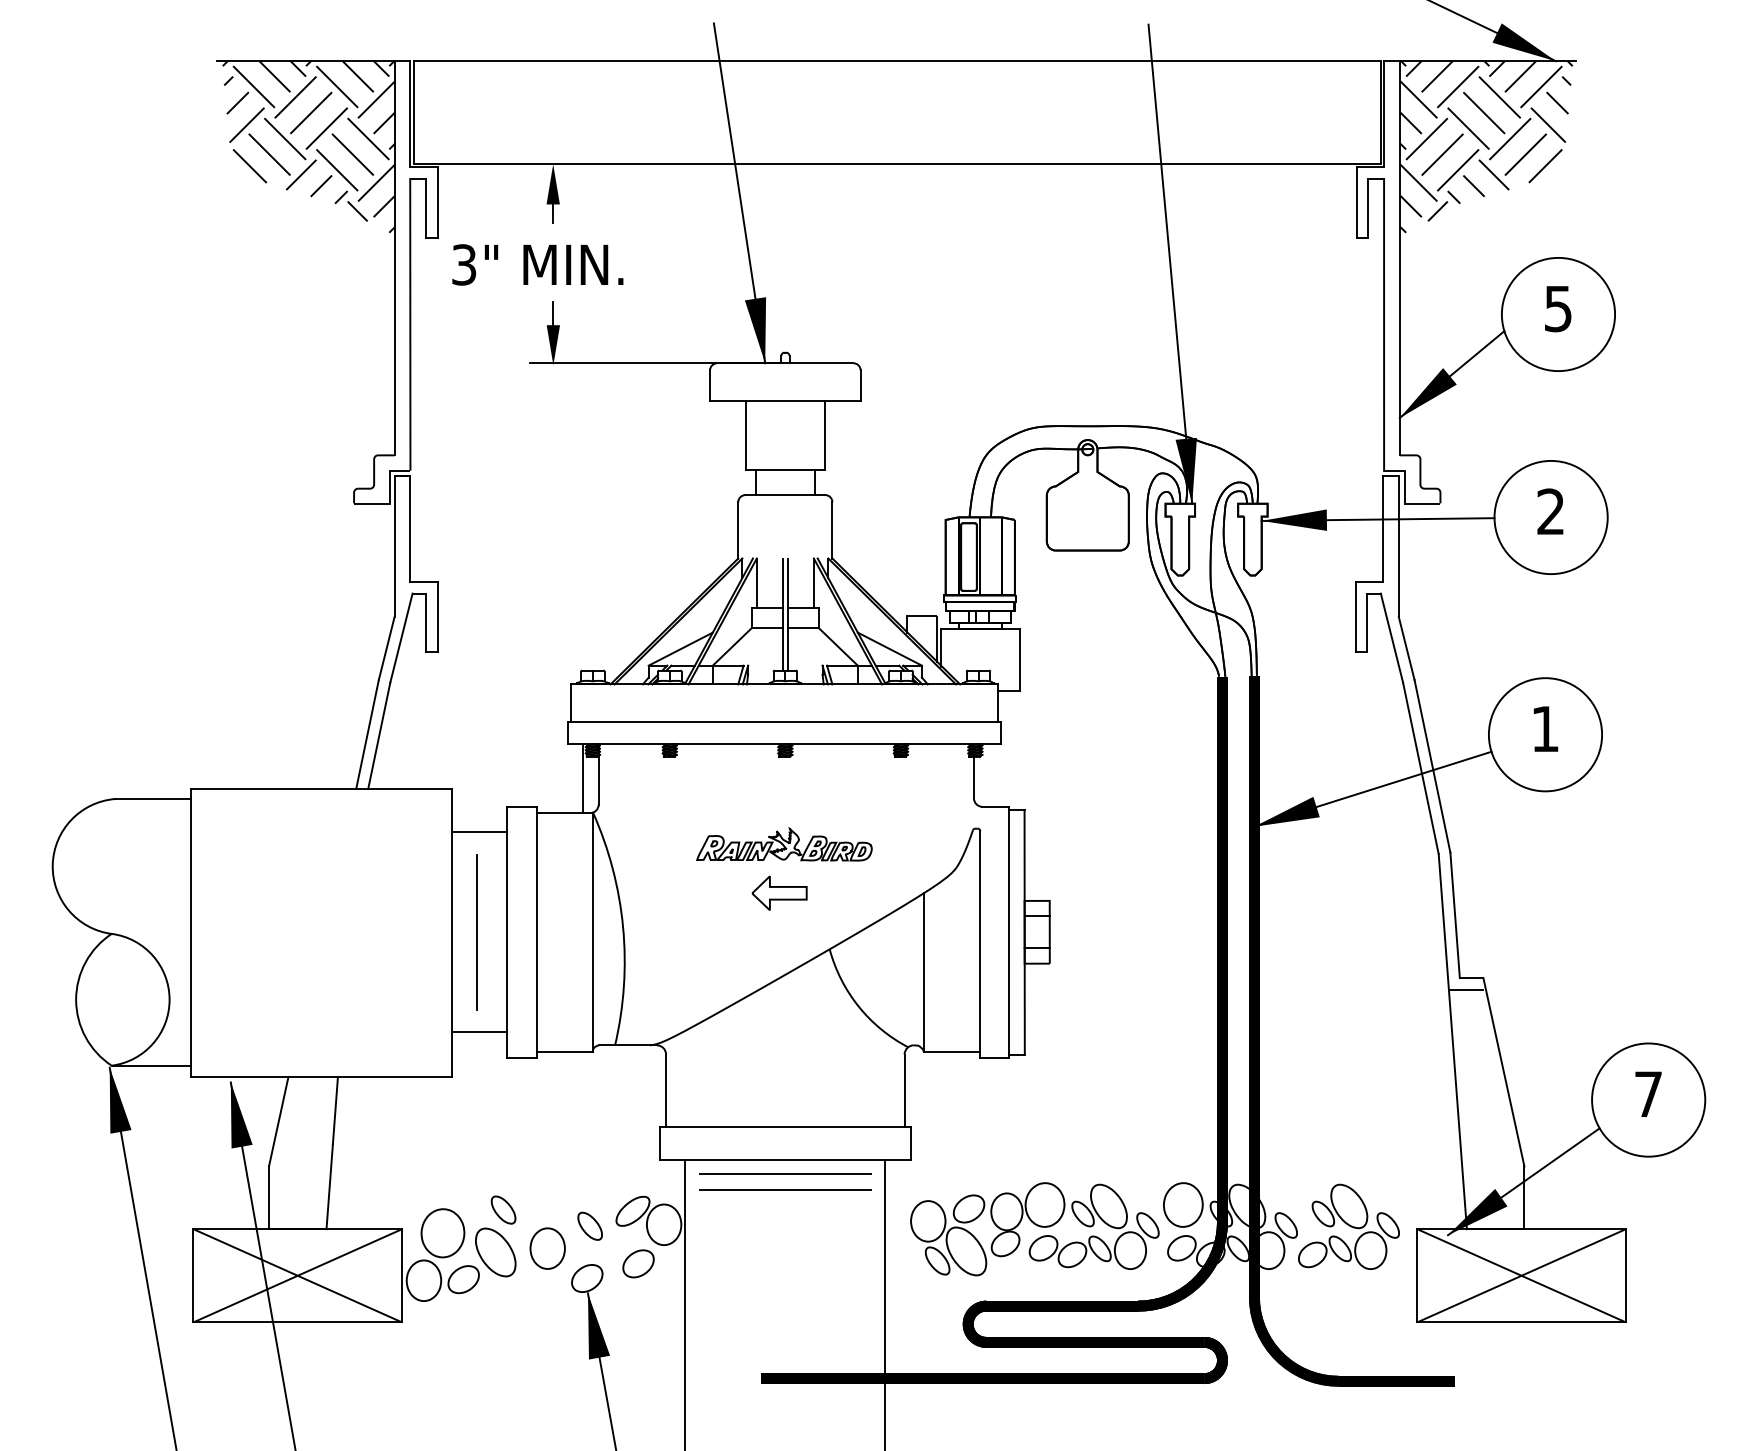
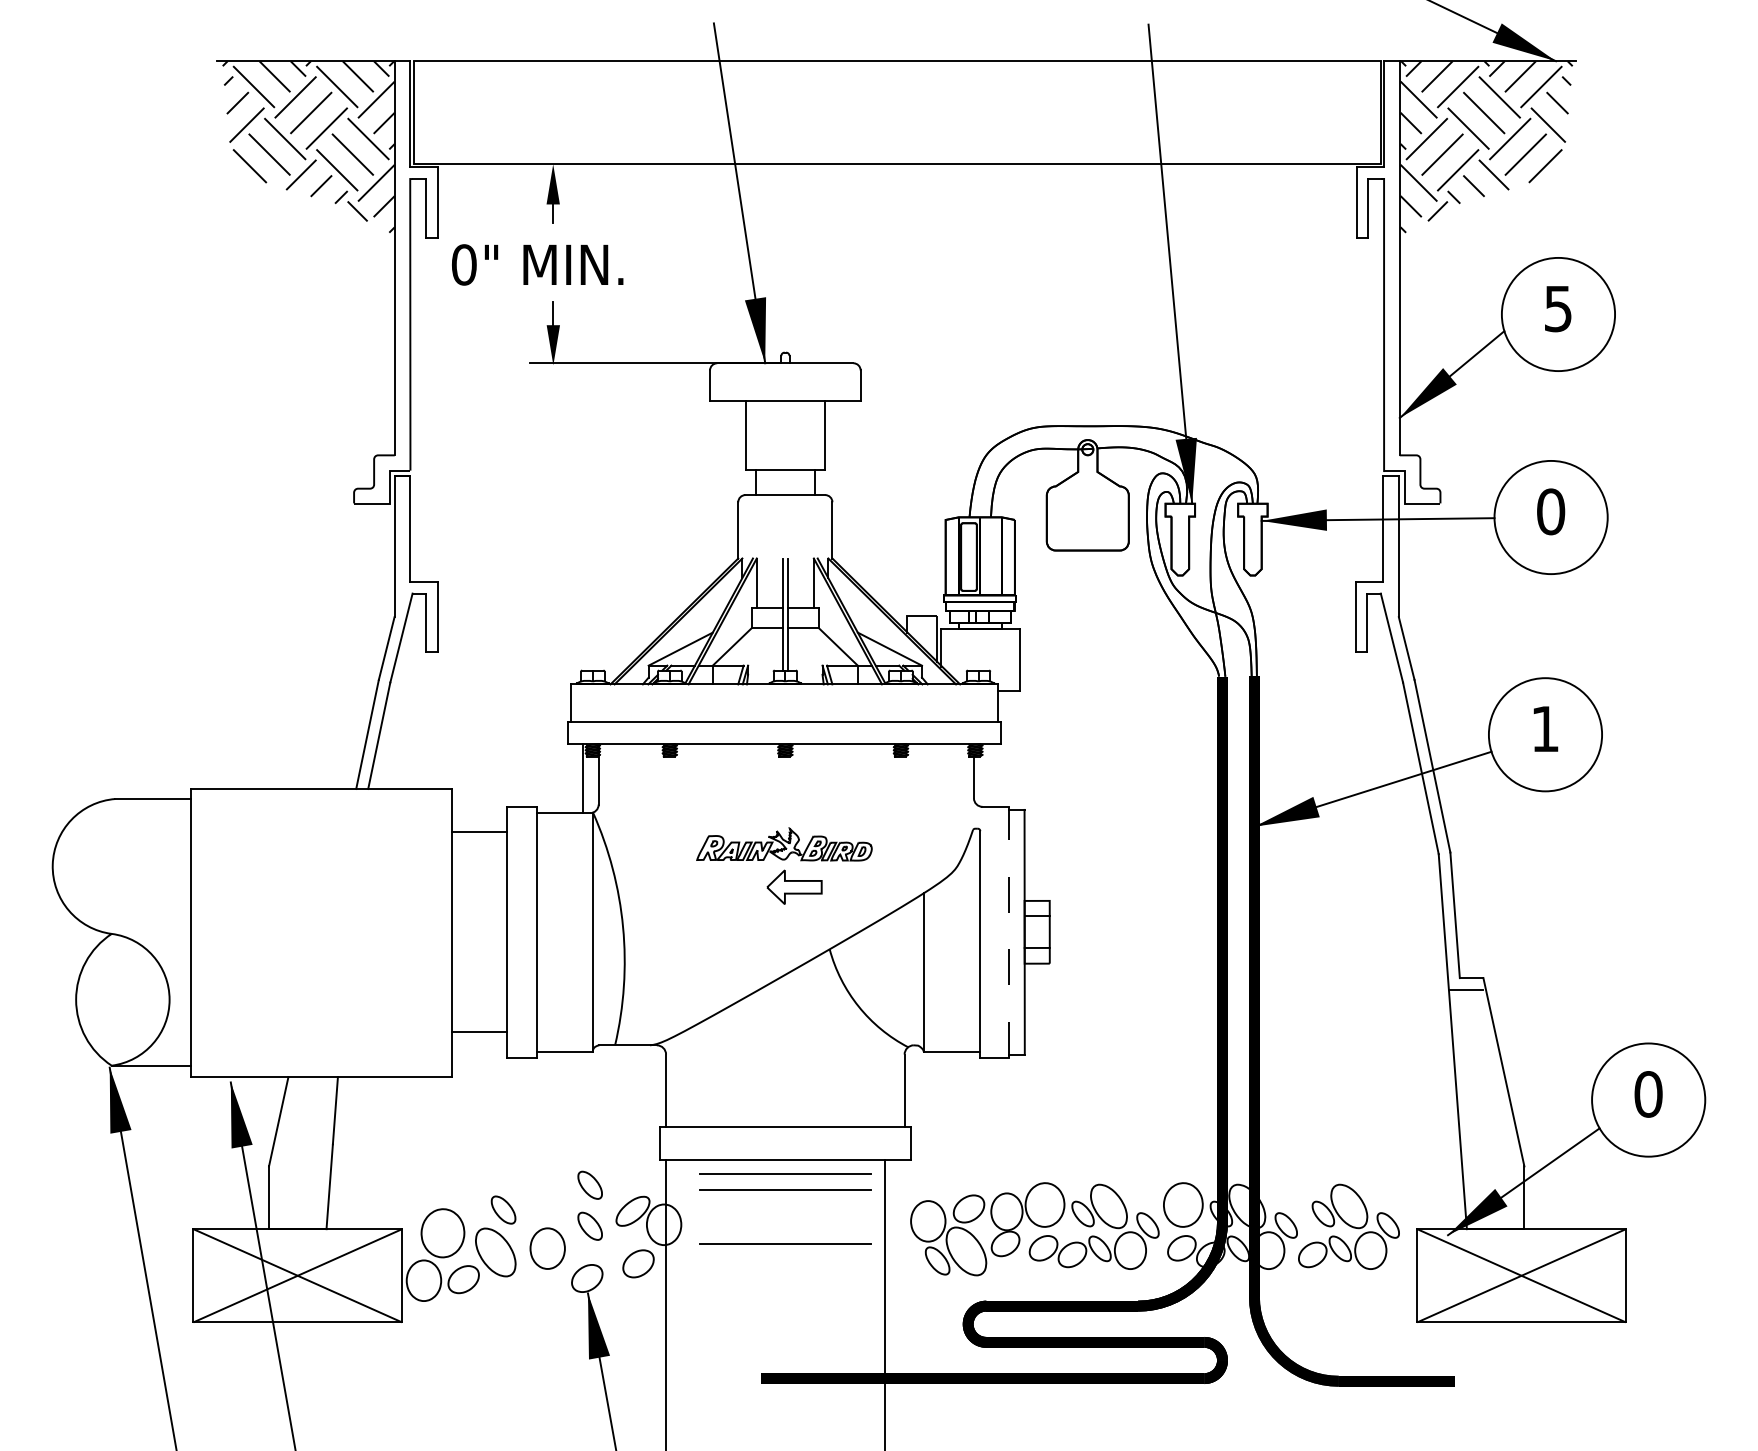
text: 3" -> 0" (464, 264)
text: 2 -> 0 (1551, 511)
part position: (779, 892) -> (794, 886) (794, 886)
line: present -> none (476, 932)
line: solid -> dashed (1008, 932)
text: 7 -> 0 (1648, 1094)
part: none -> present (589, 1184)
line: none -> present (785, 1243)
line position: (684, 1303) -> (665, 1303) (665, 1303)
